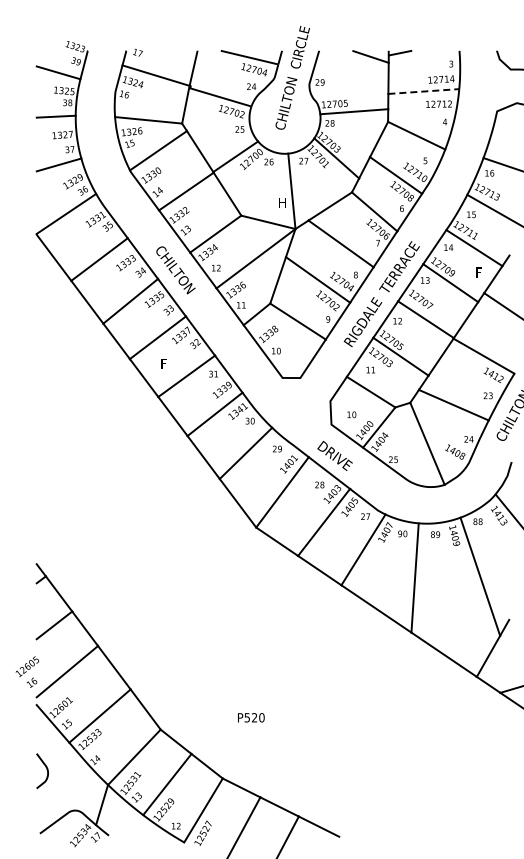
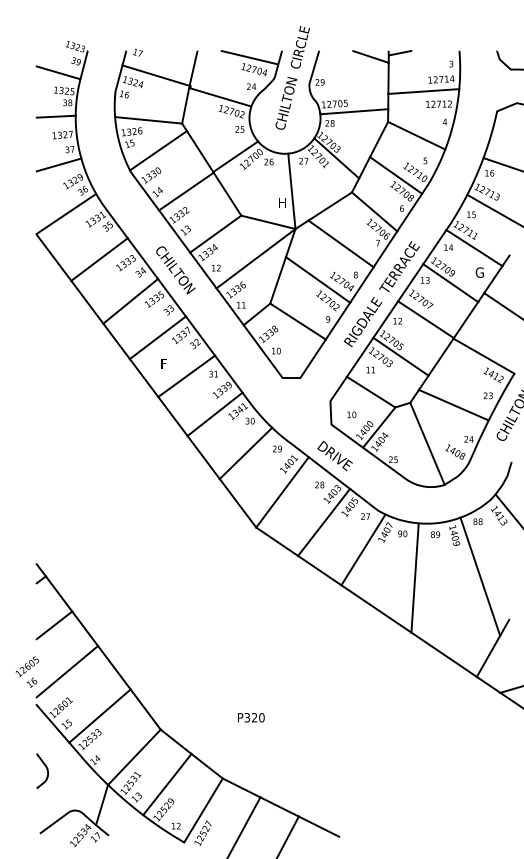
line: dashed -> solid (423, 91)
text: F -> G (479, 272)
text: P520 -> P320 (247, 717)
